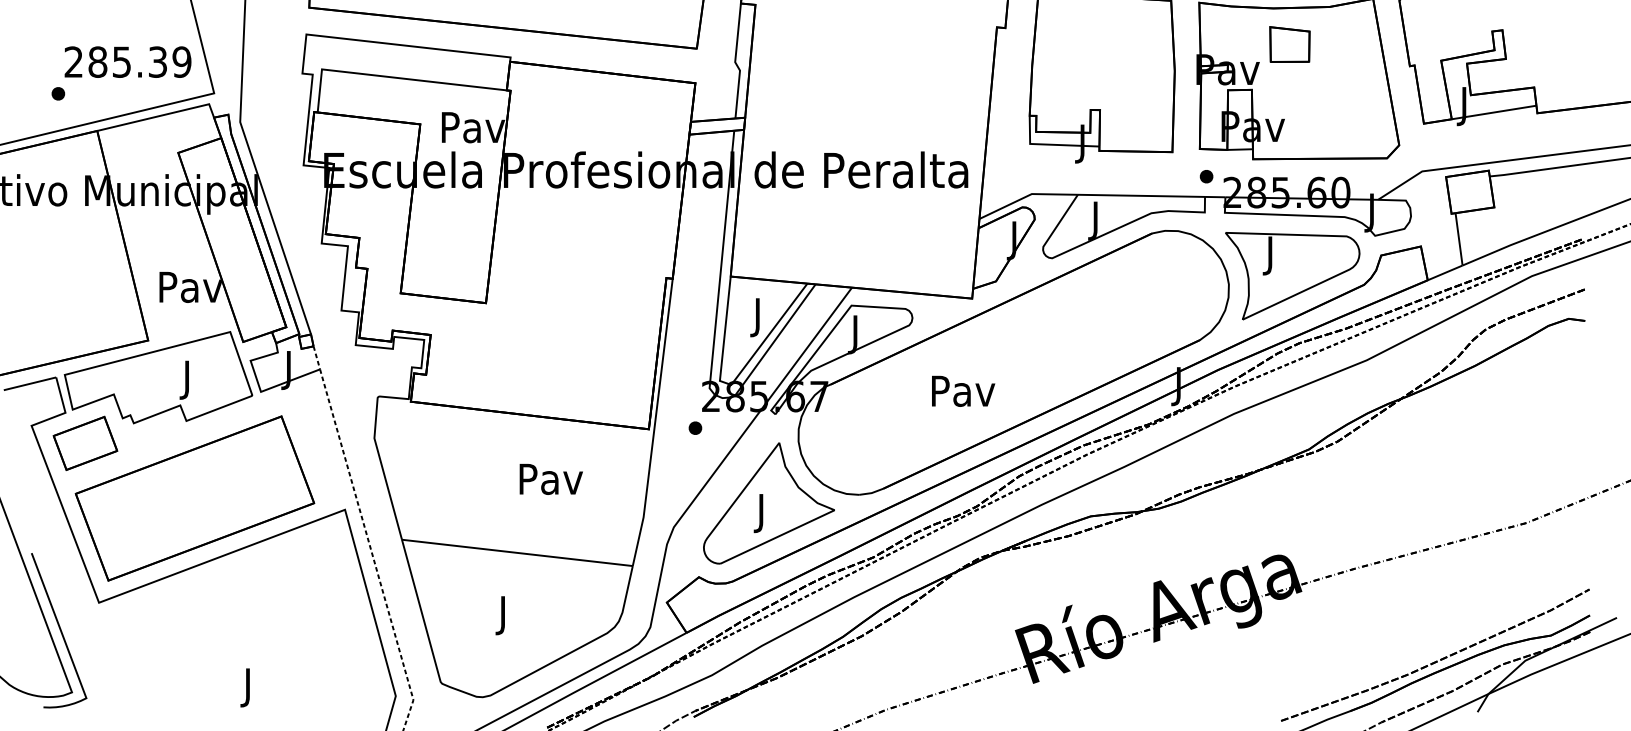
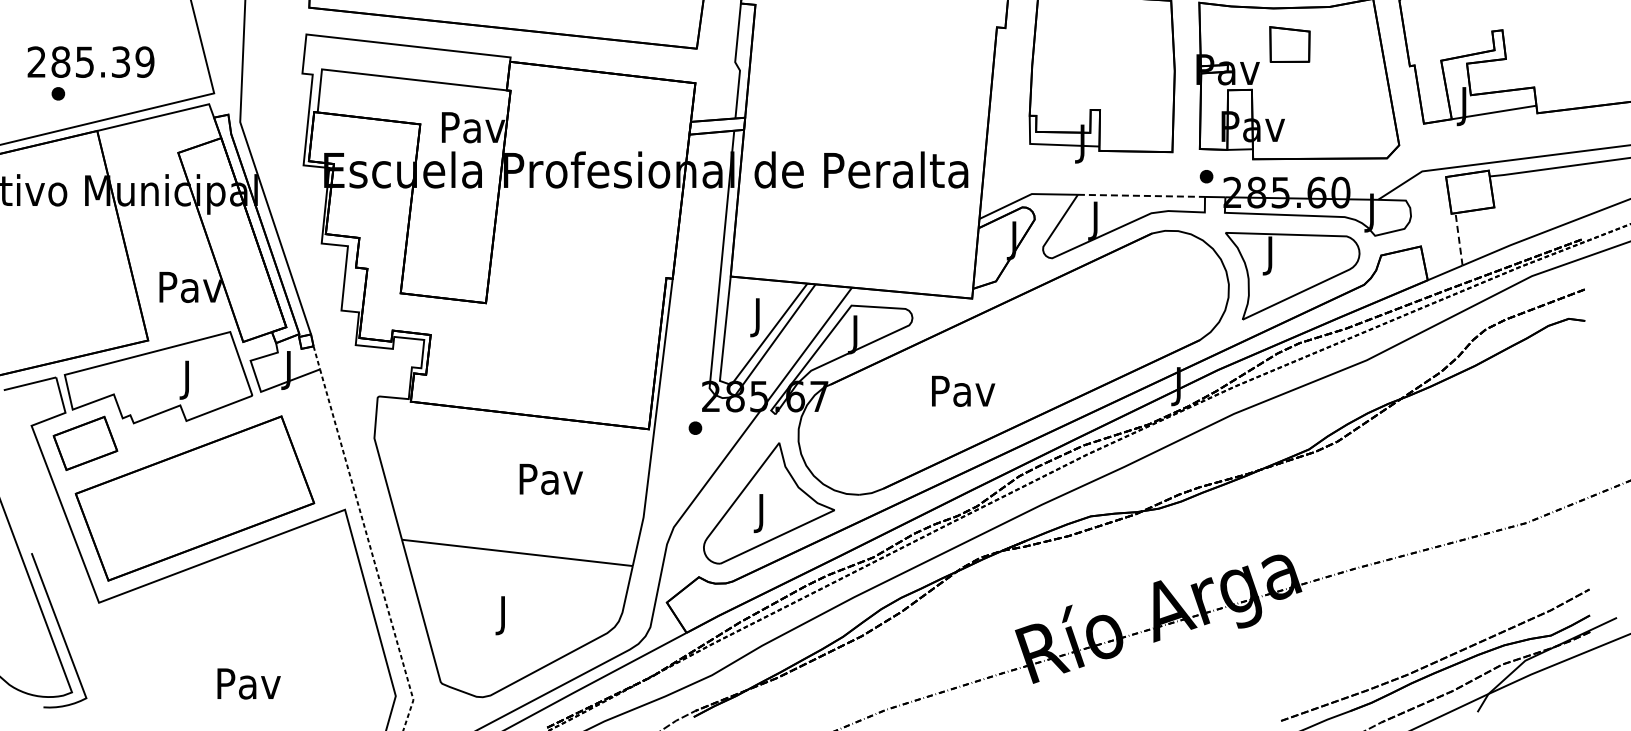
text position: (127, 61) -> (90, 61) (90, 61)
line: solid -> dashed (1141, 195)
line: solid -> dashed (1459, 238)
text: J -> Pav (248, 687)
